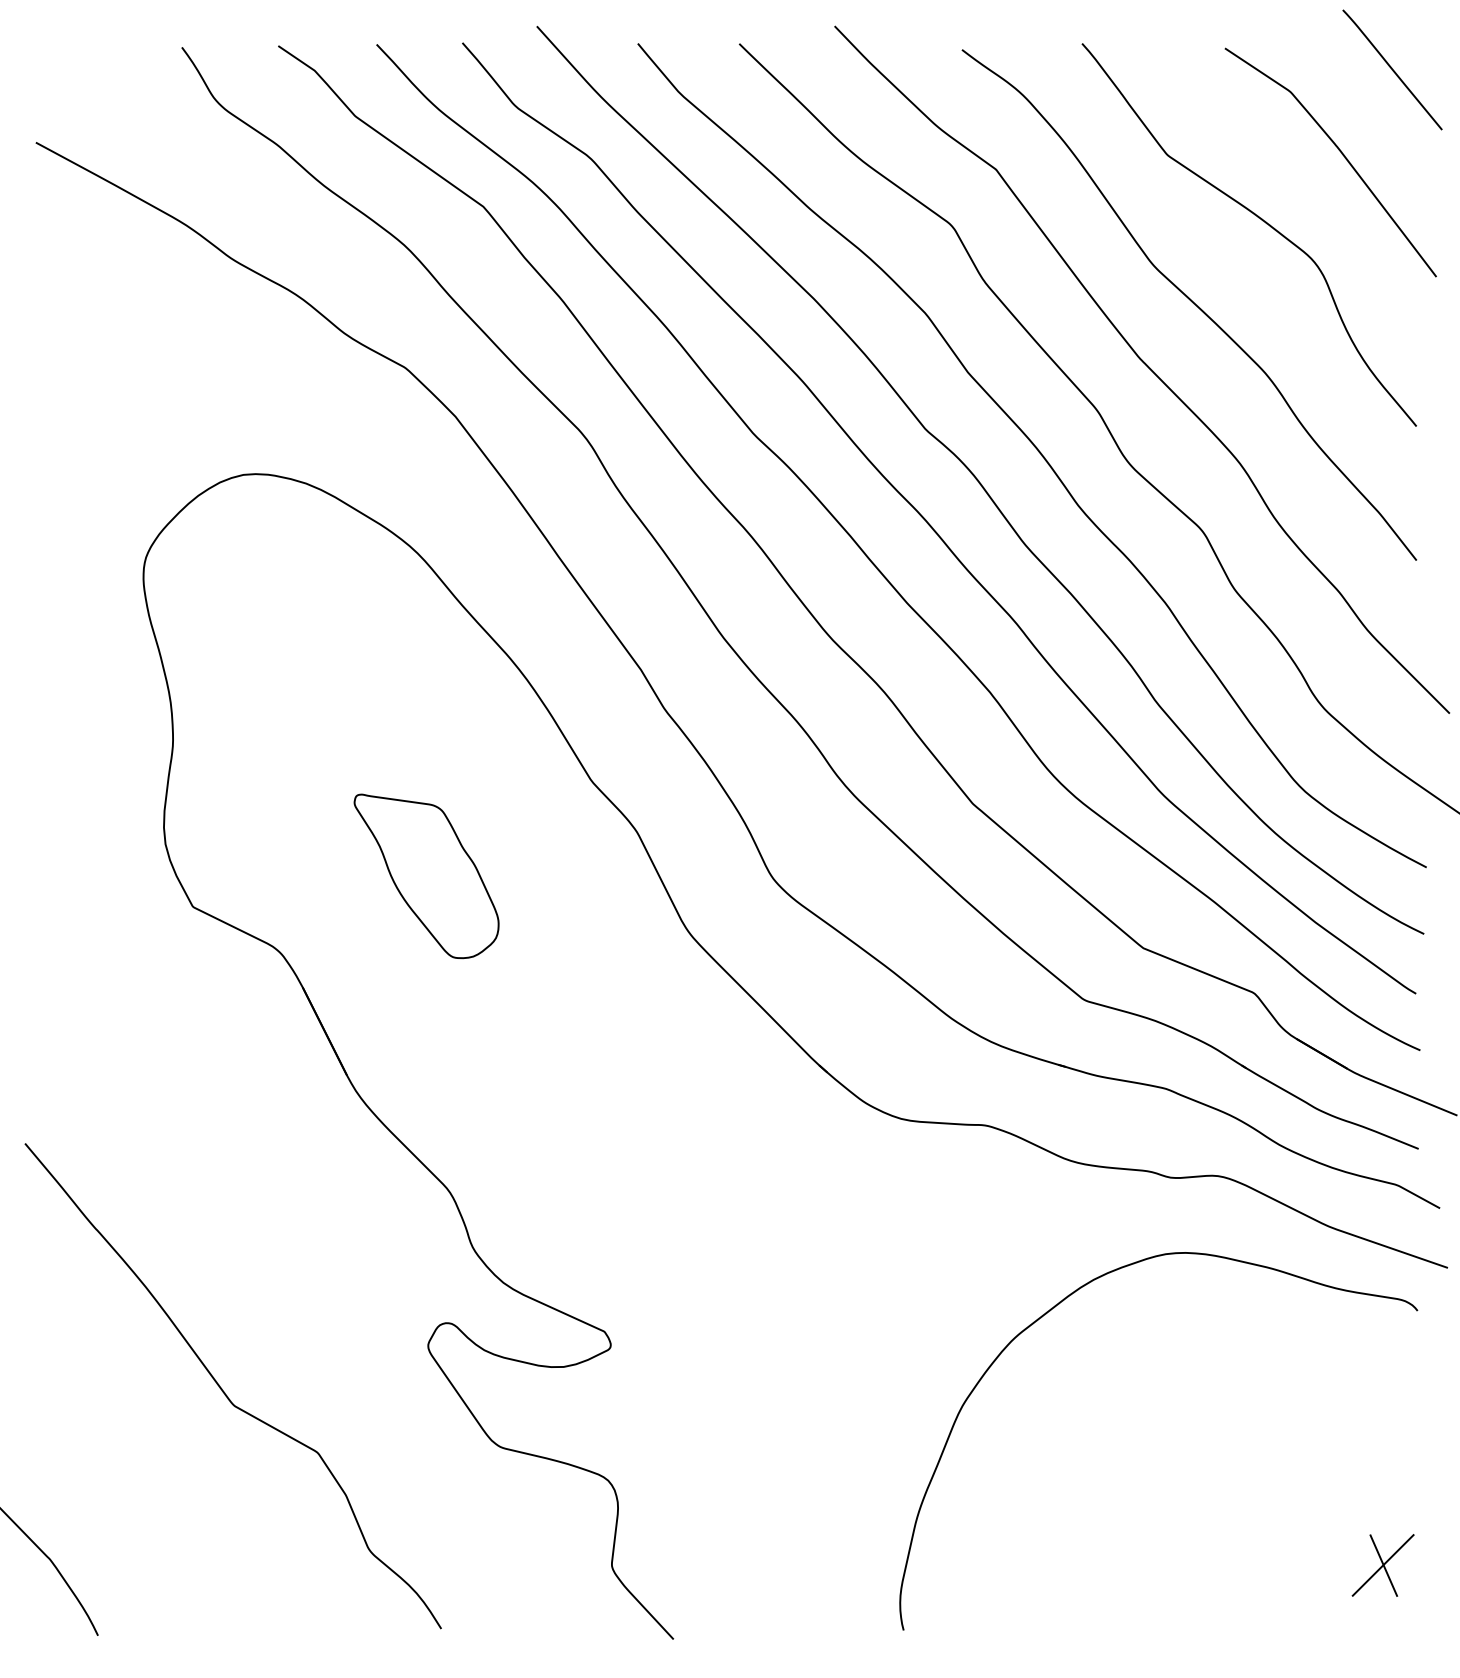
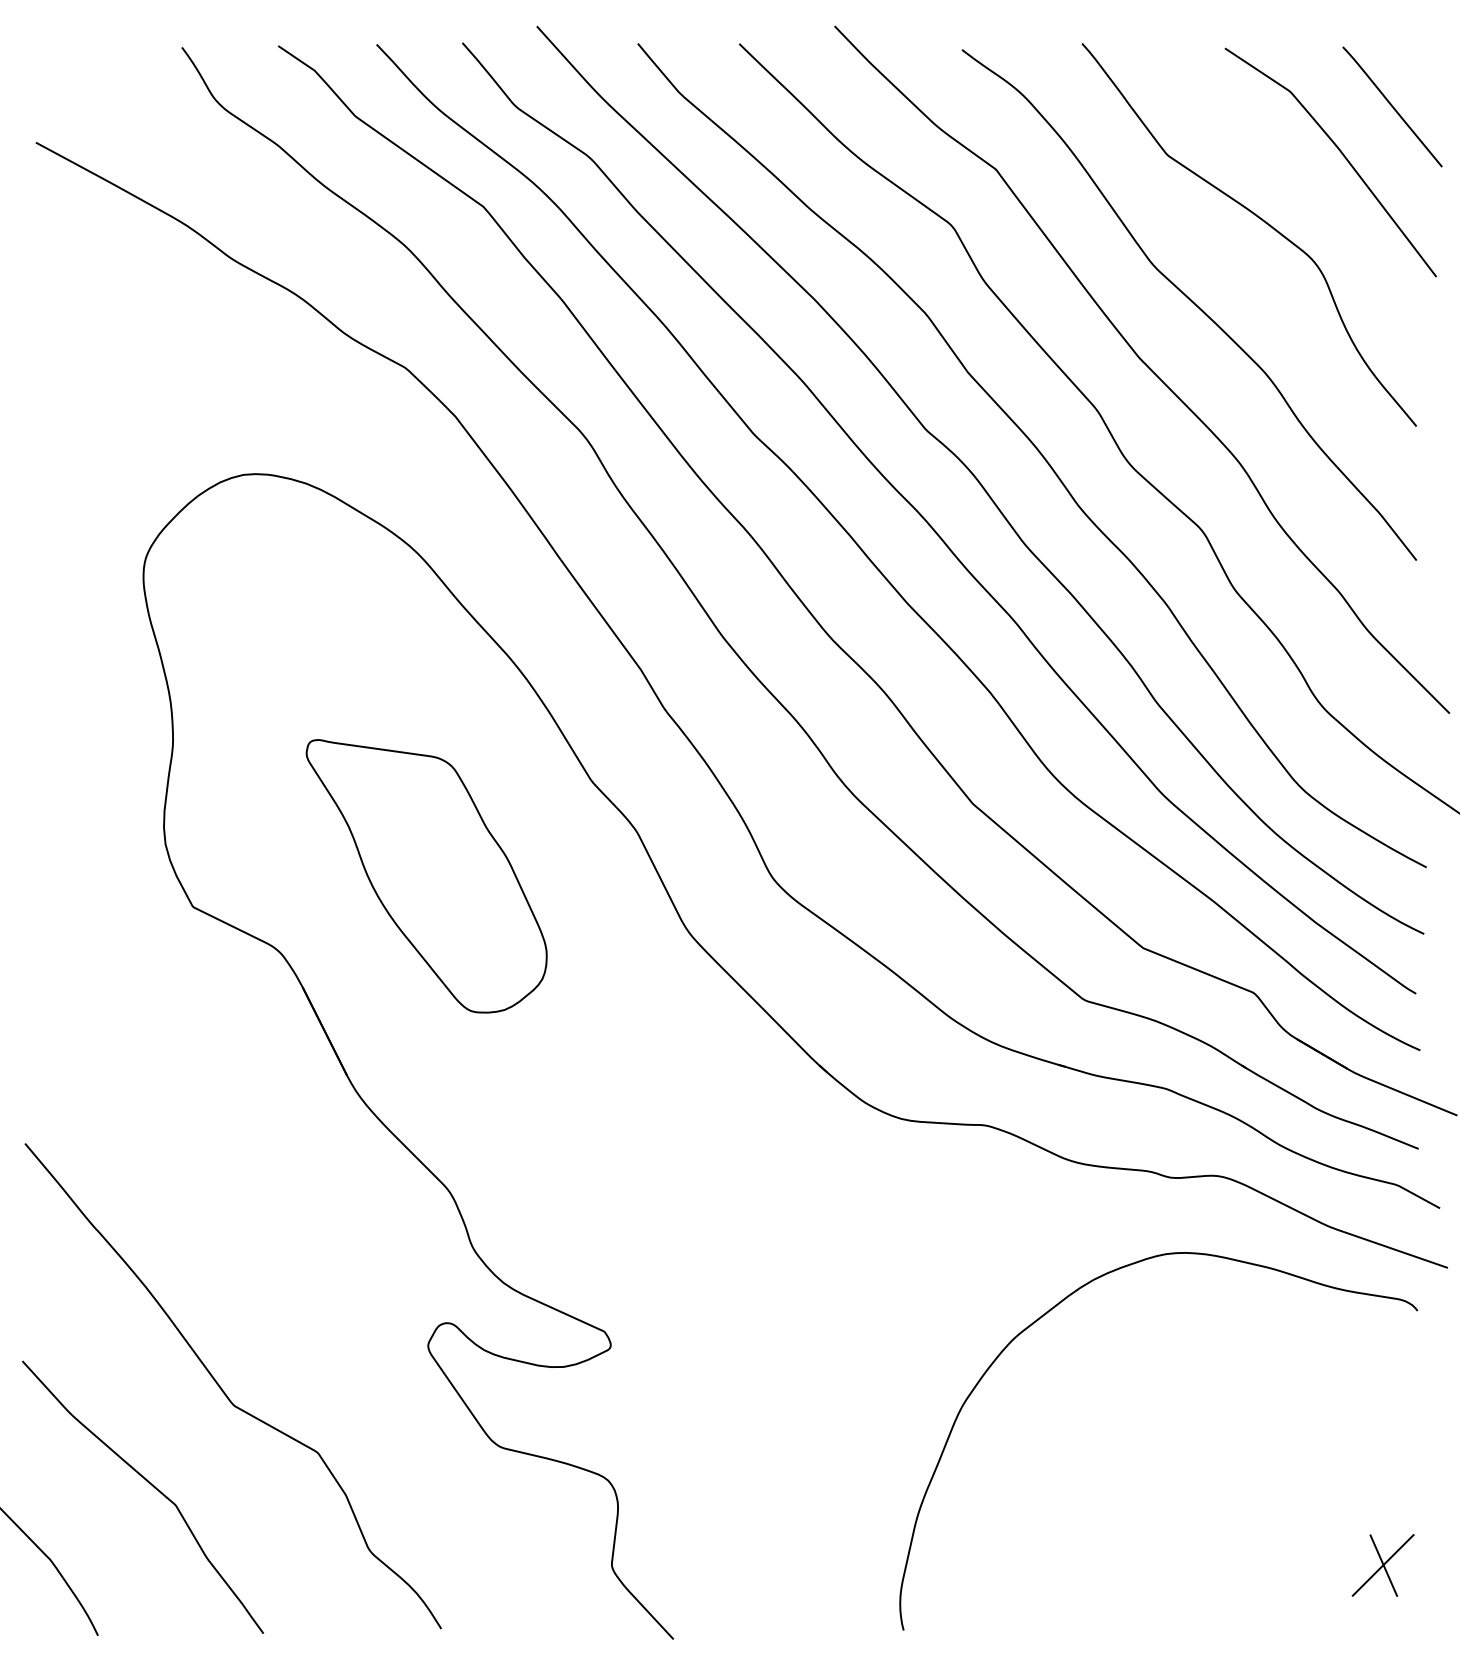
line position: (1392, 69) -> (1392, 106) (1392, 106)
part size: 147x167 px -> 243x275 px (426, 876)
curve: none -> present (152, 1486)
